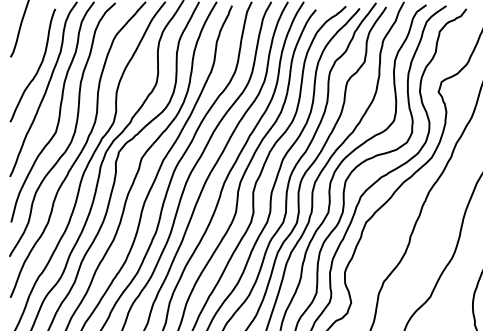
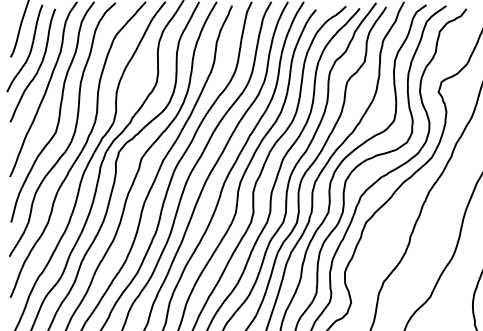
curve: none -> present (29, 51)
